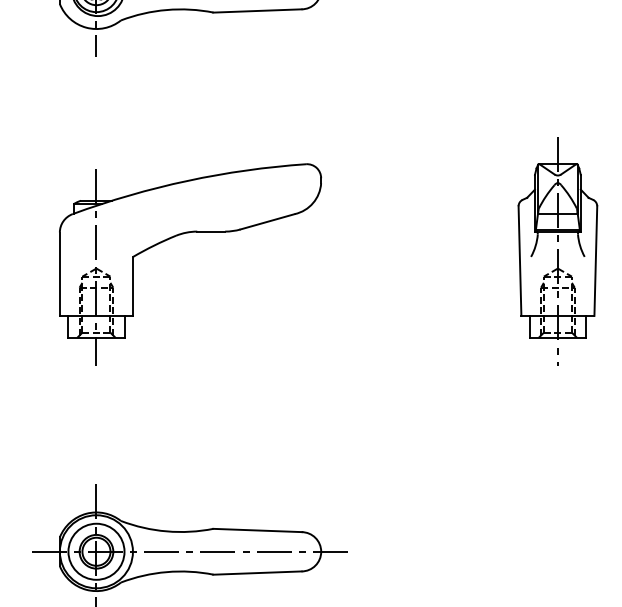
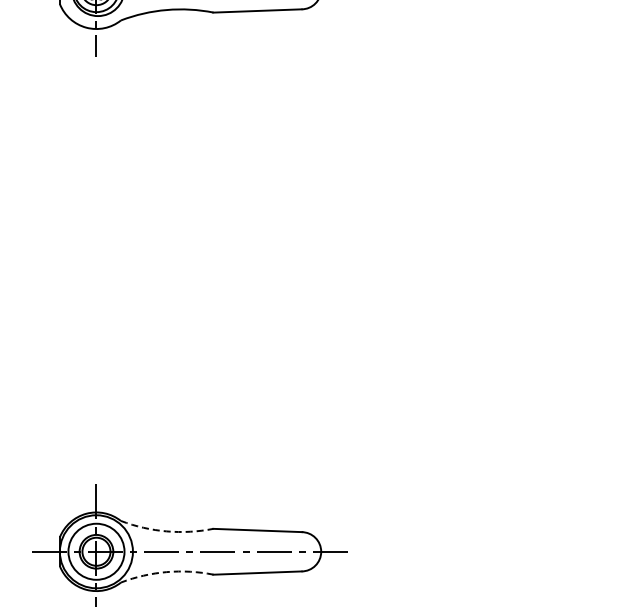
part: present -> none (180, 235)
part: present -> none (557, 251)
arc: solid -> dashed (166, 531)
arc: solid -> dashed (166, 572)
